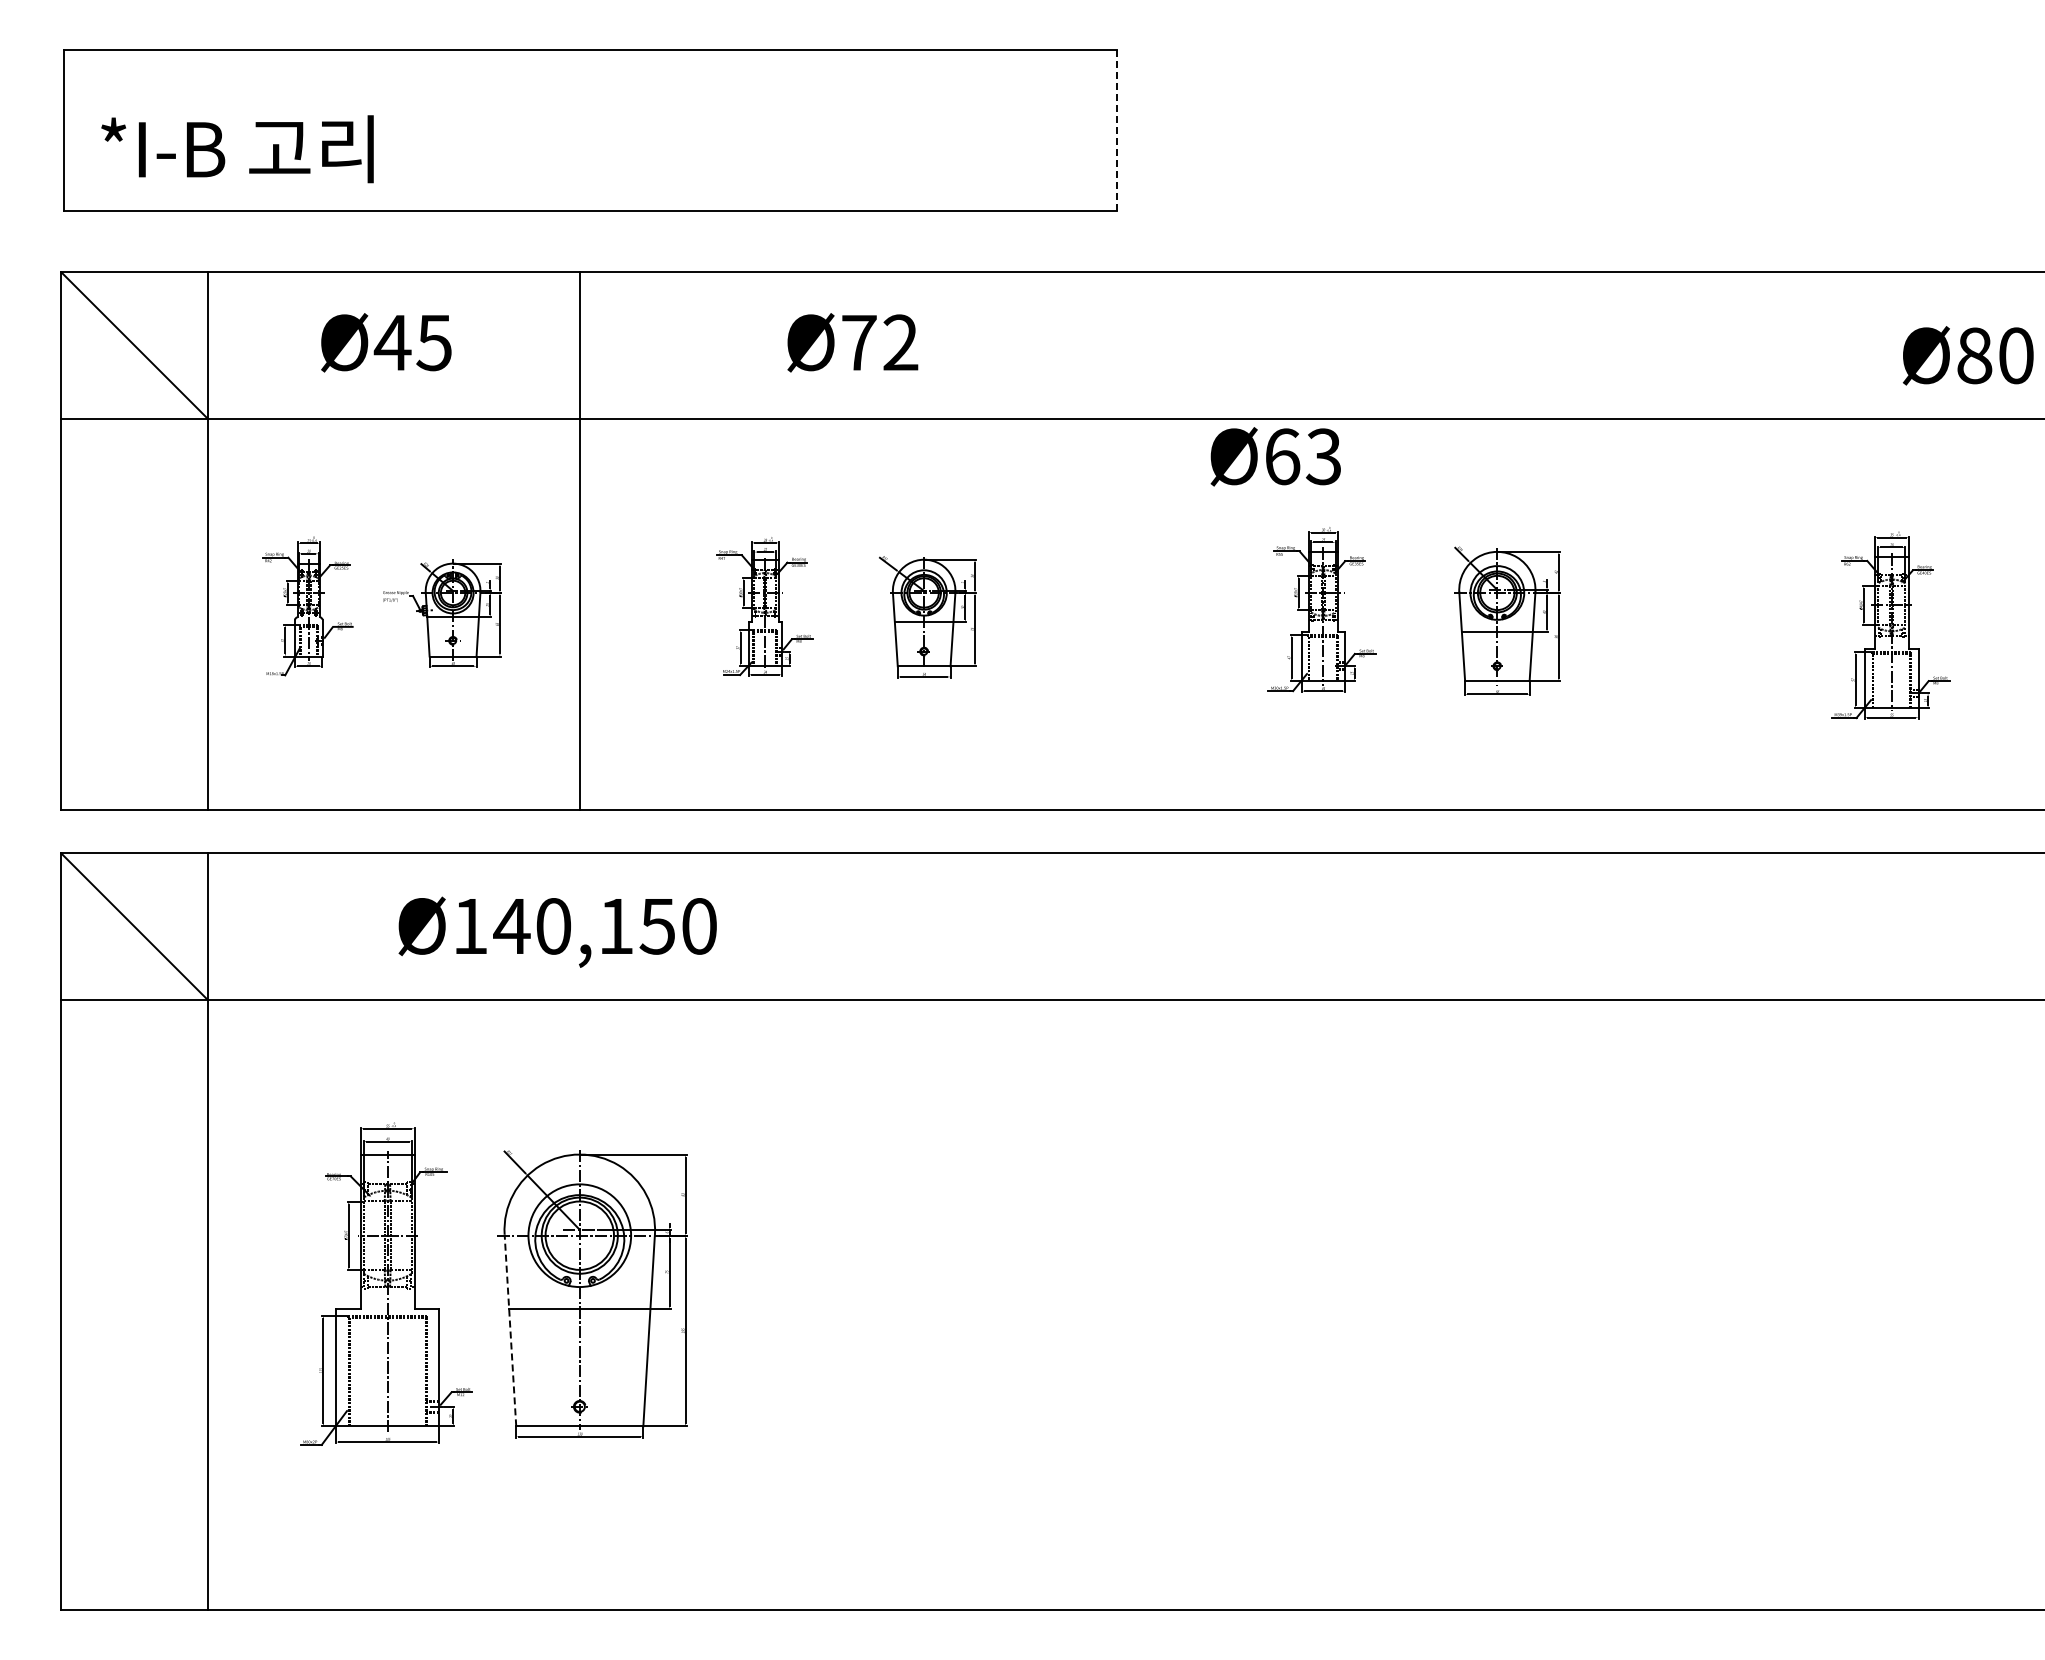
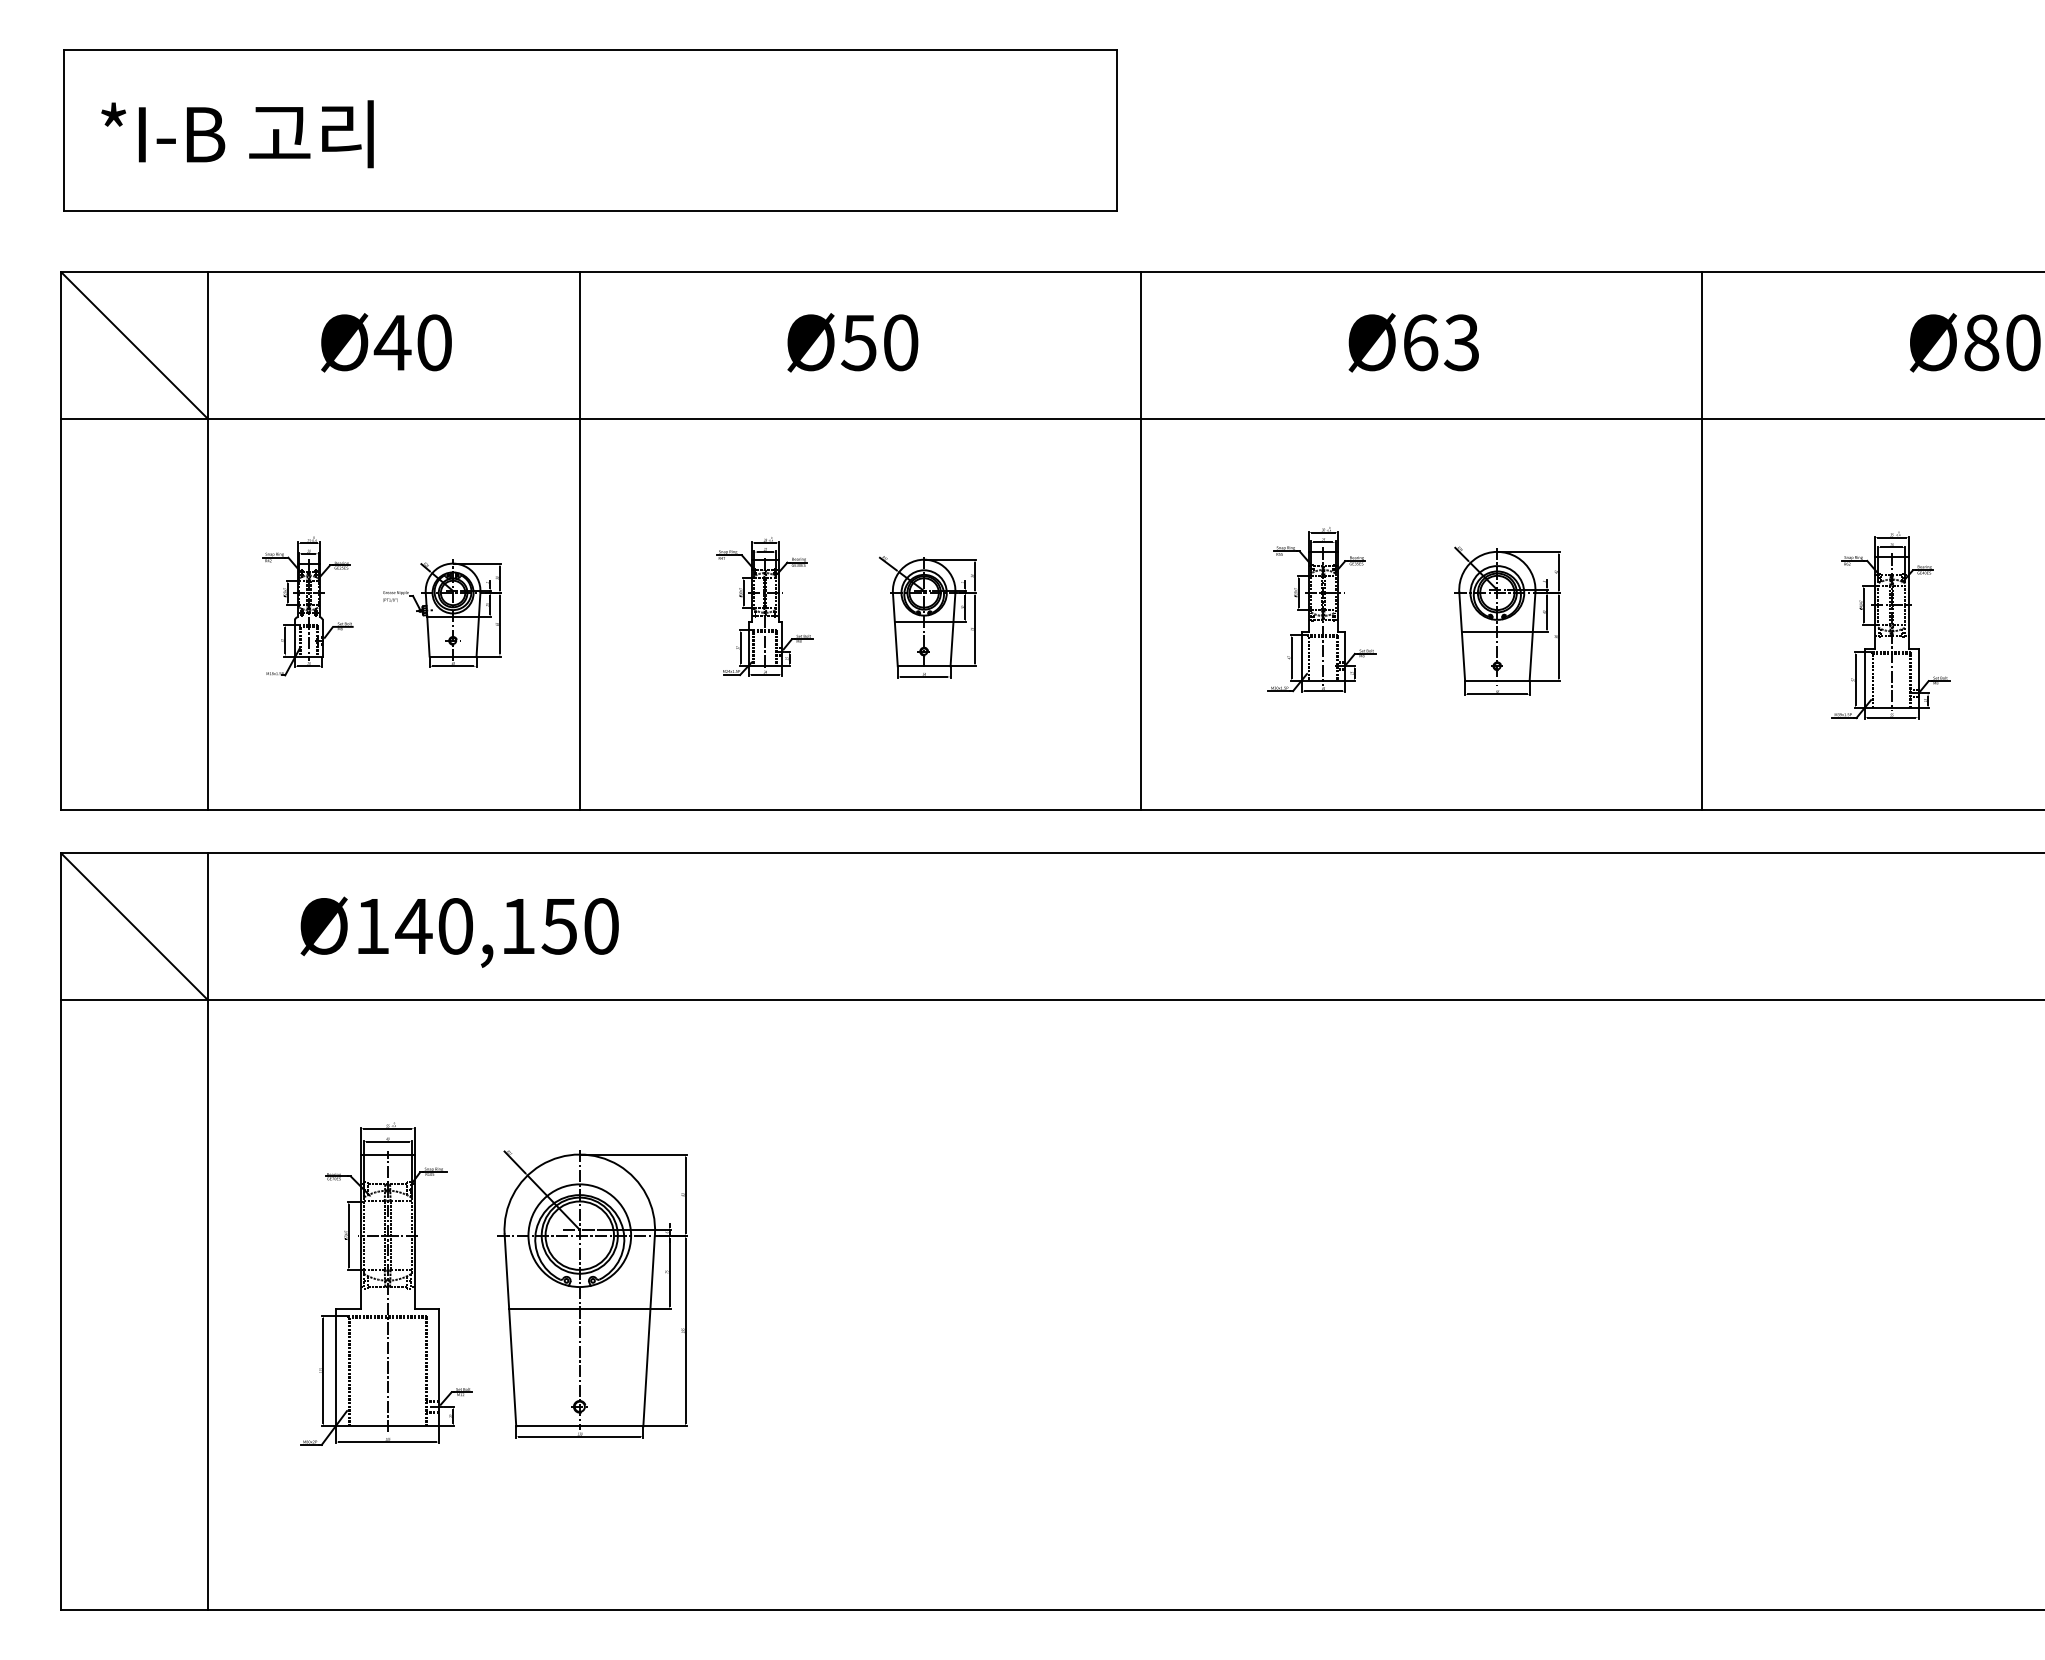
line: dashed -> solid (1116, 130)
text position: (237, 149) -> (237, 134) (237, 134)
text: Ø45 -> Ø40 (433, 342)
text: Ø72 -> Ø50 (879, 342)
text position: (1968, 355) -> (1975, 342) (1975, 342)
text position: (1275, 456) -> (1413, 342) (1413, 342)
line: none -> present (1140, 541)
line: none -> present (1701, 541)
text position: (557, 931) -> (459, 931) (459, 931)
line: dashed -> solid (510, 1329)
